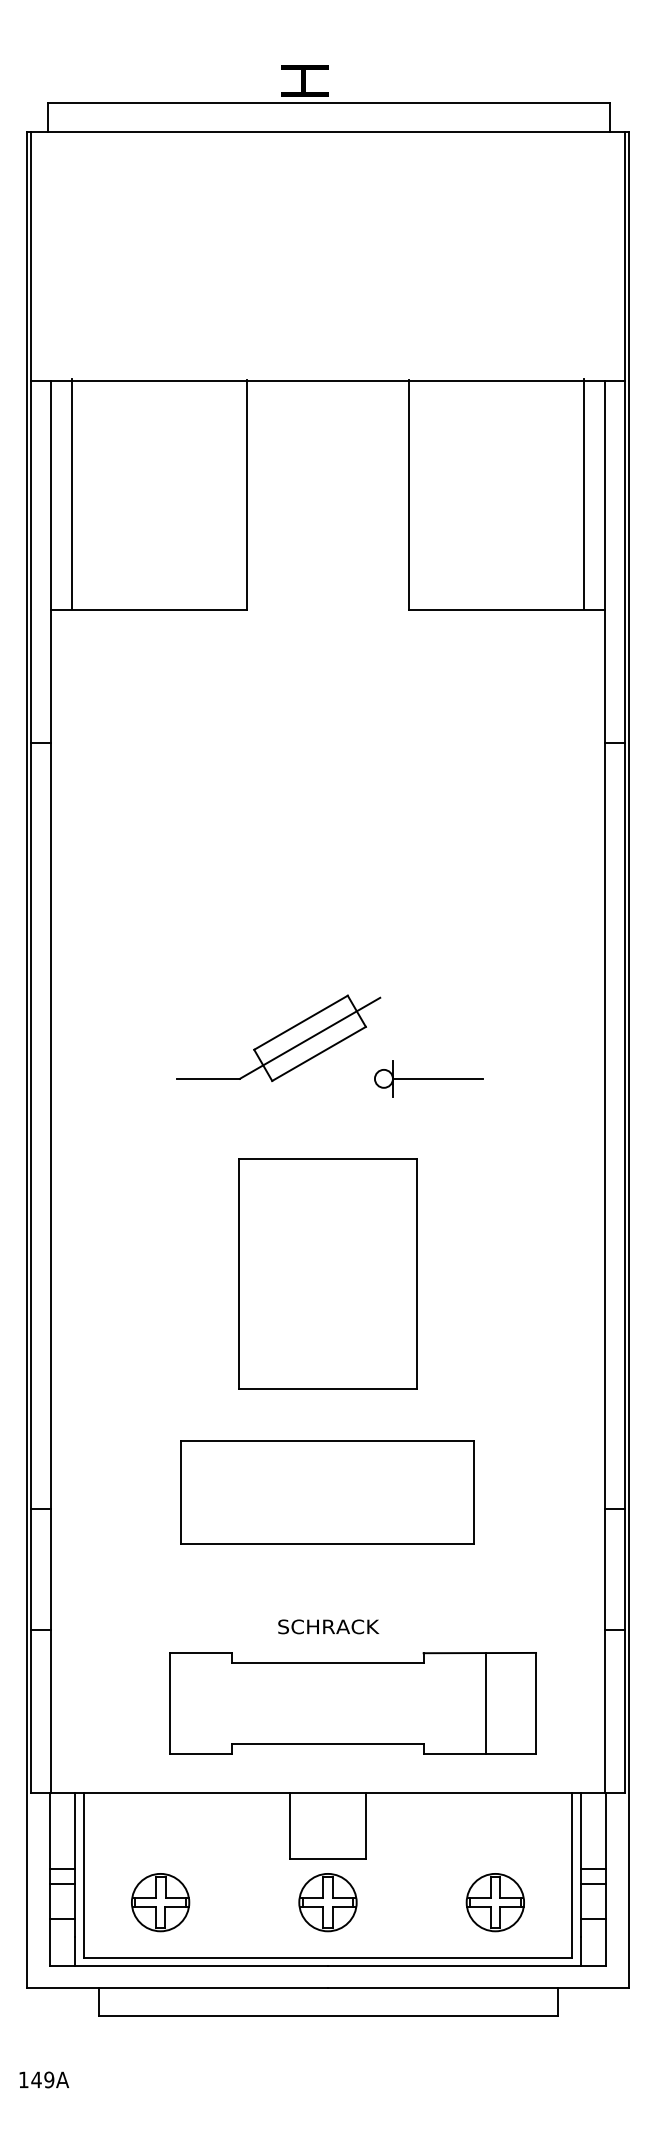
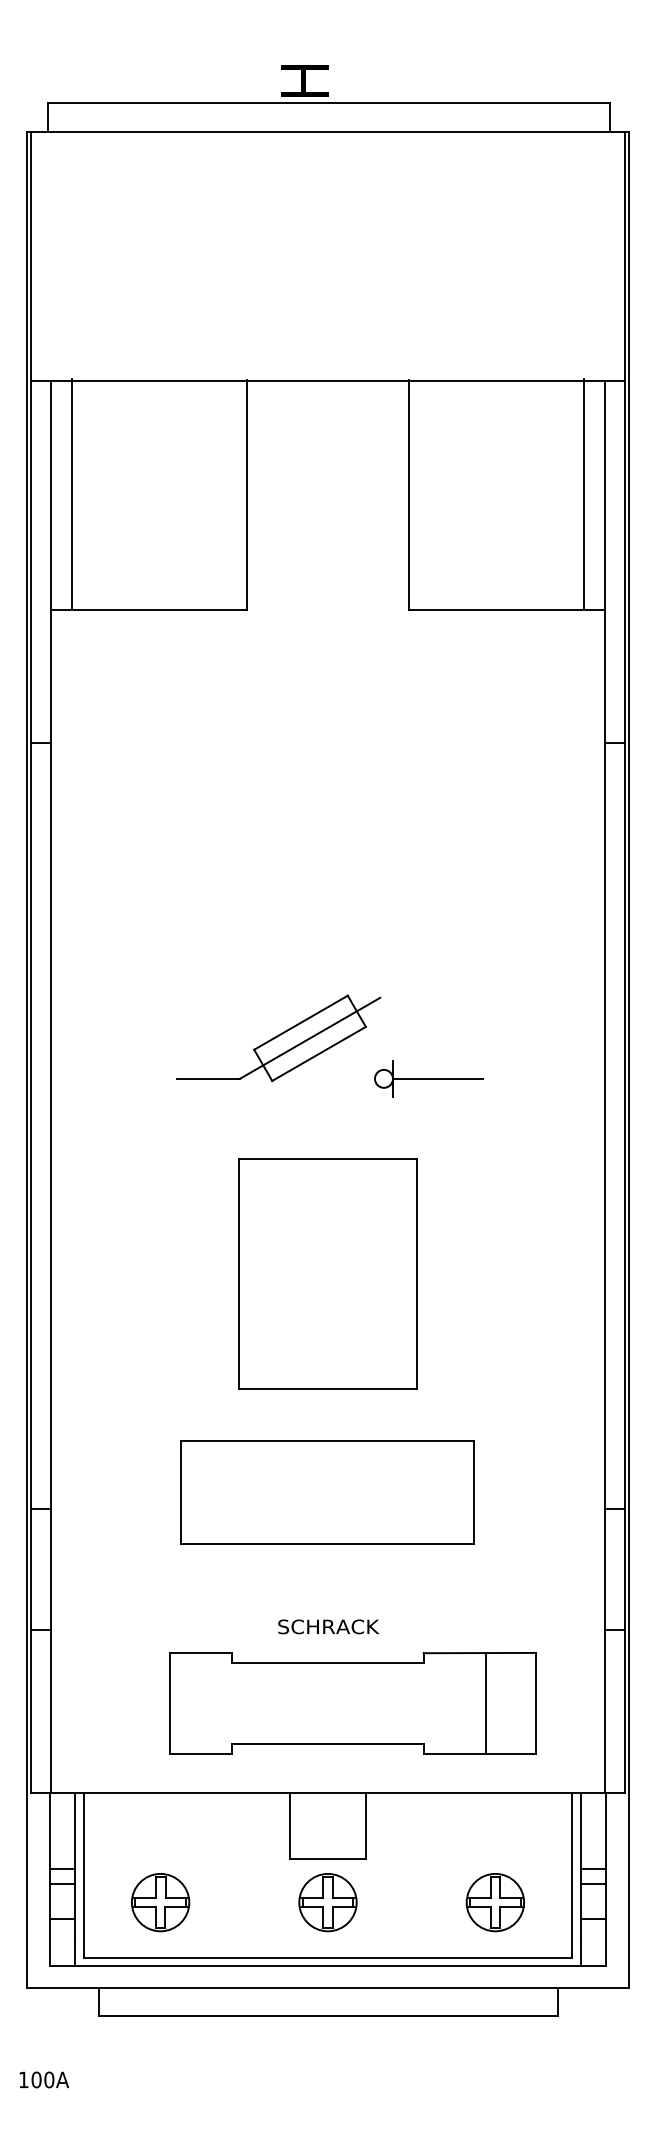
text: 149A -> 100A (42, 2079)
